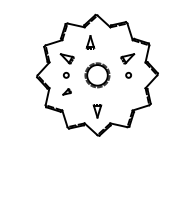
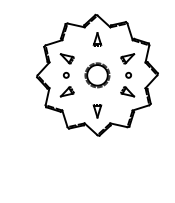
part position: (90, 42) -> (97, 39) (97, 39)
part size: 10x8 px -> 16x12 px (66, 91)
part: none -> present (127, 91)
